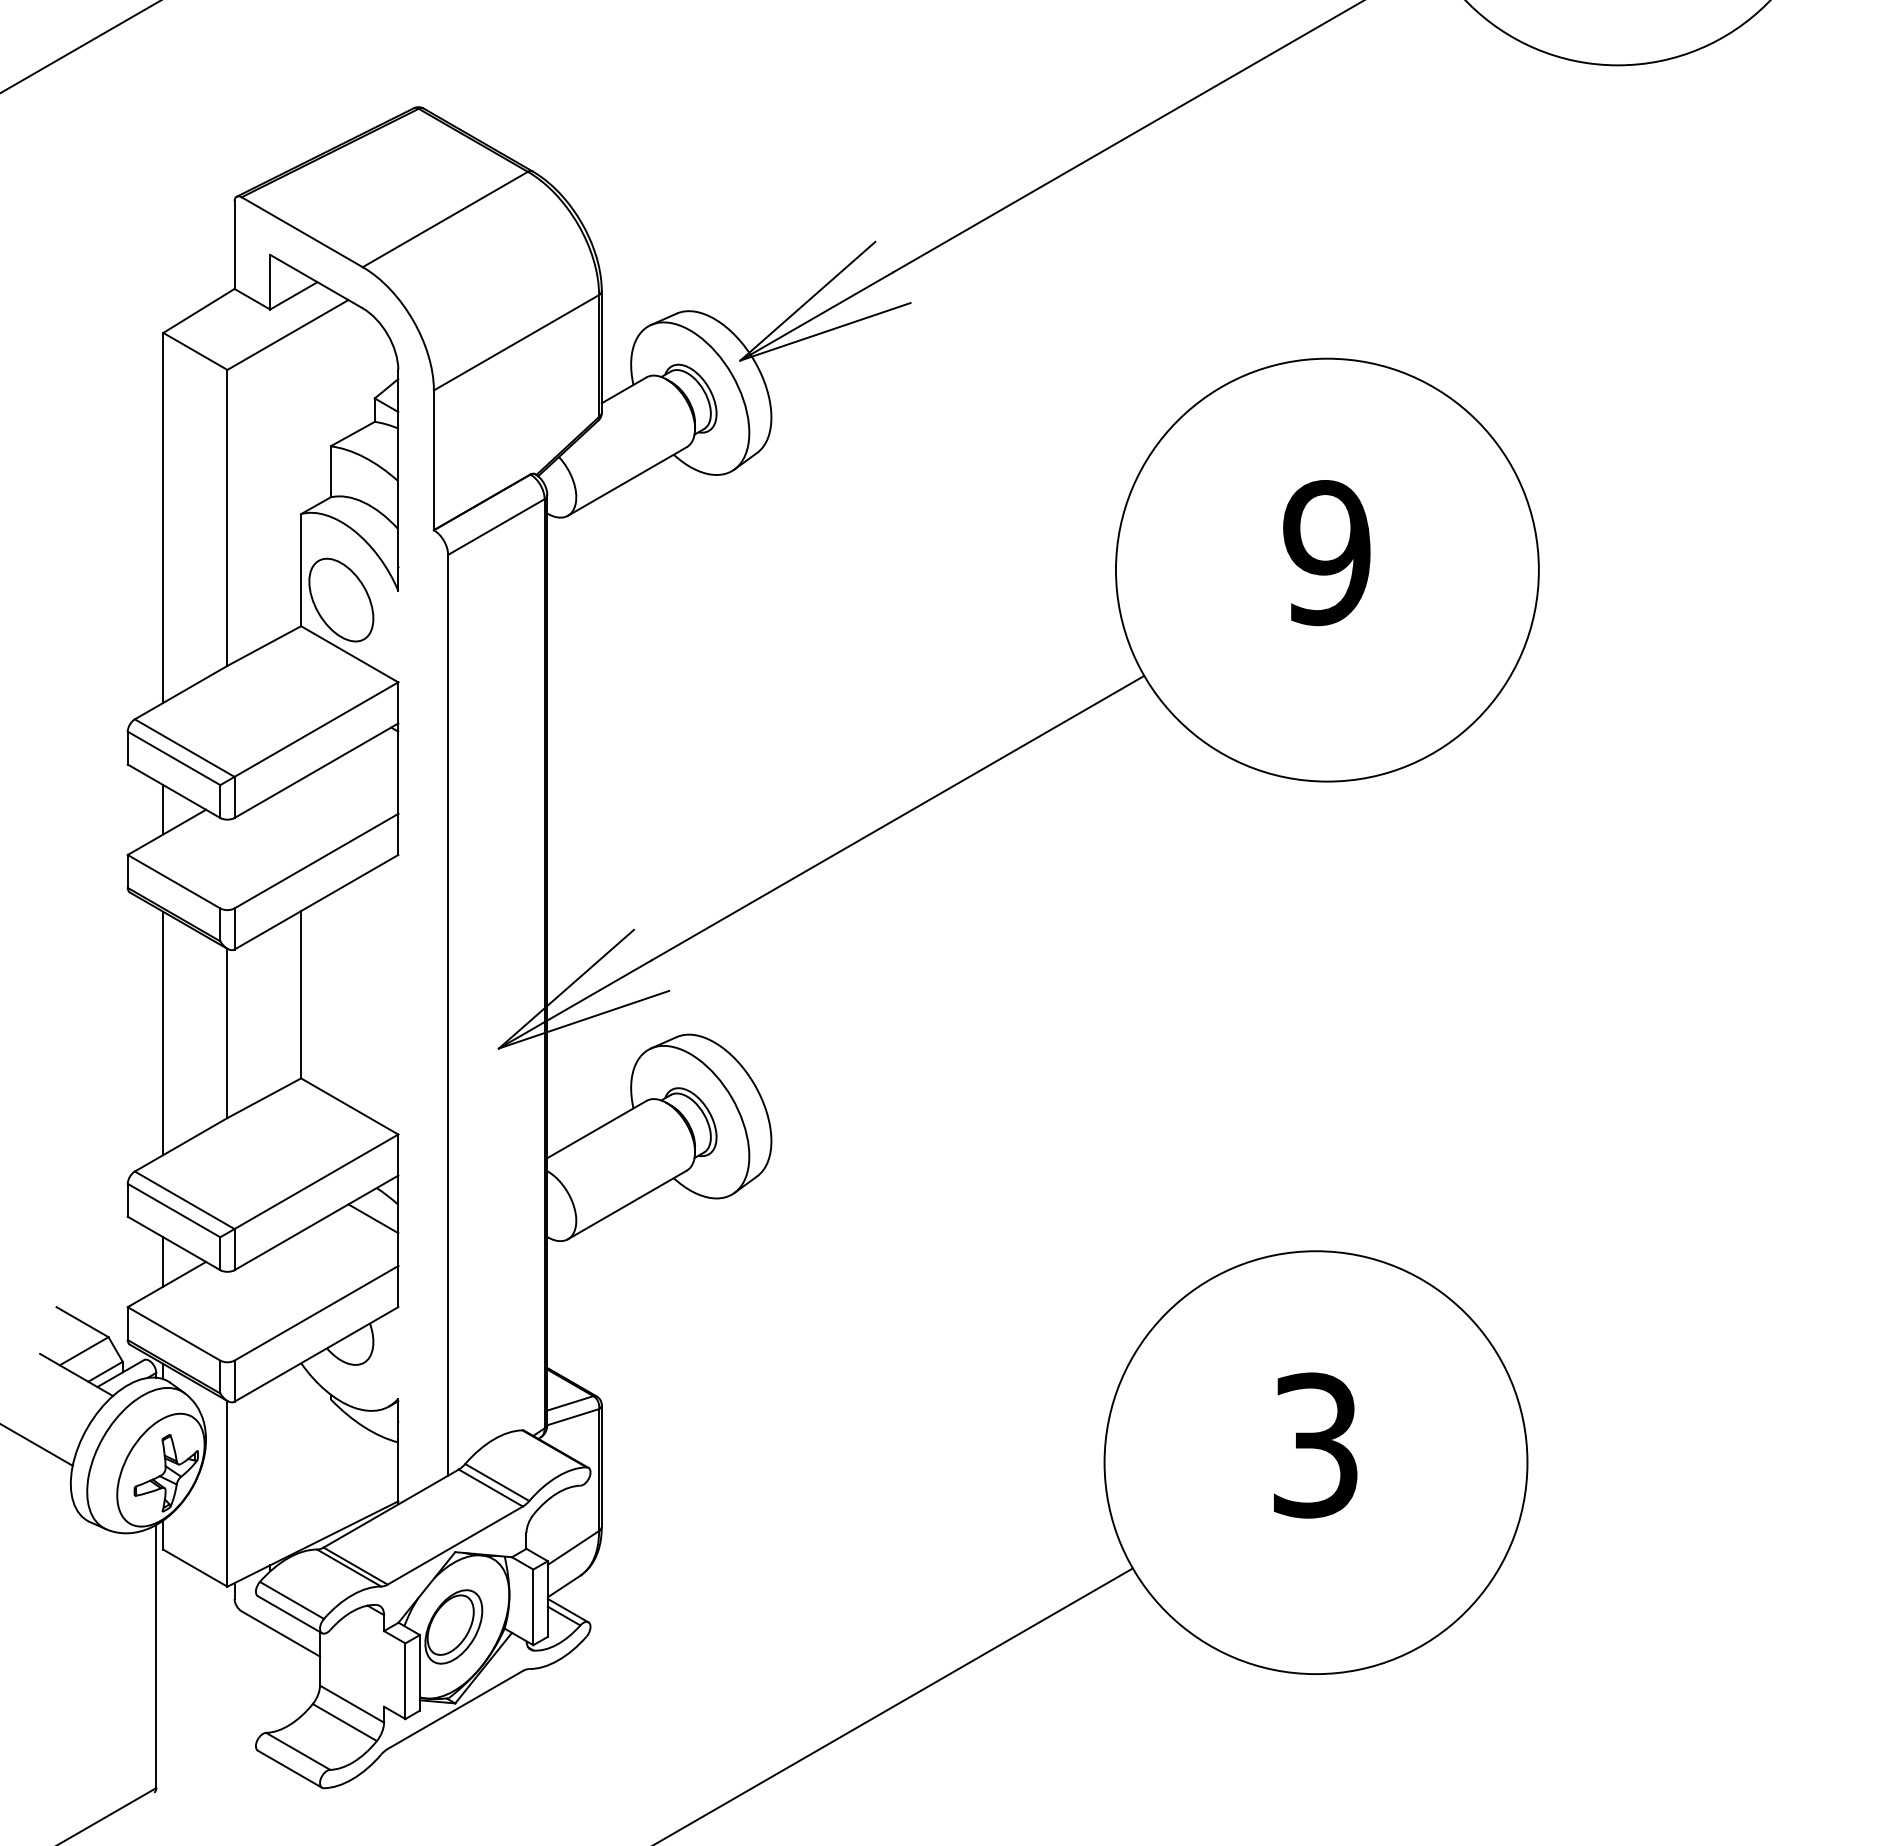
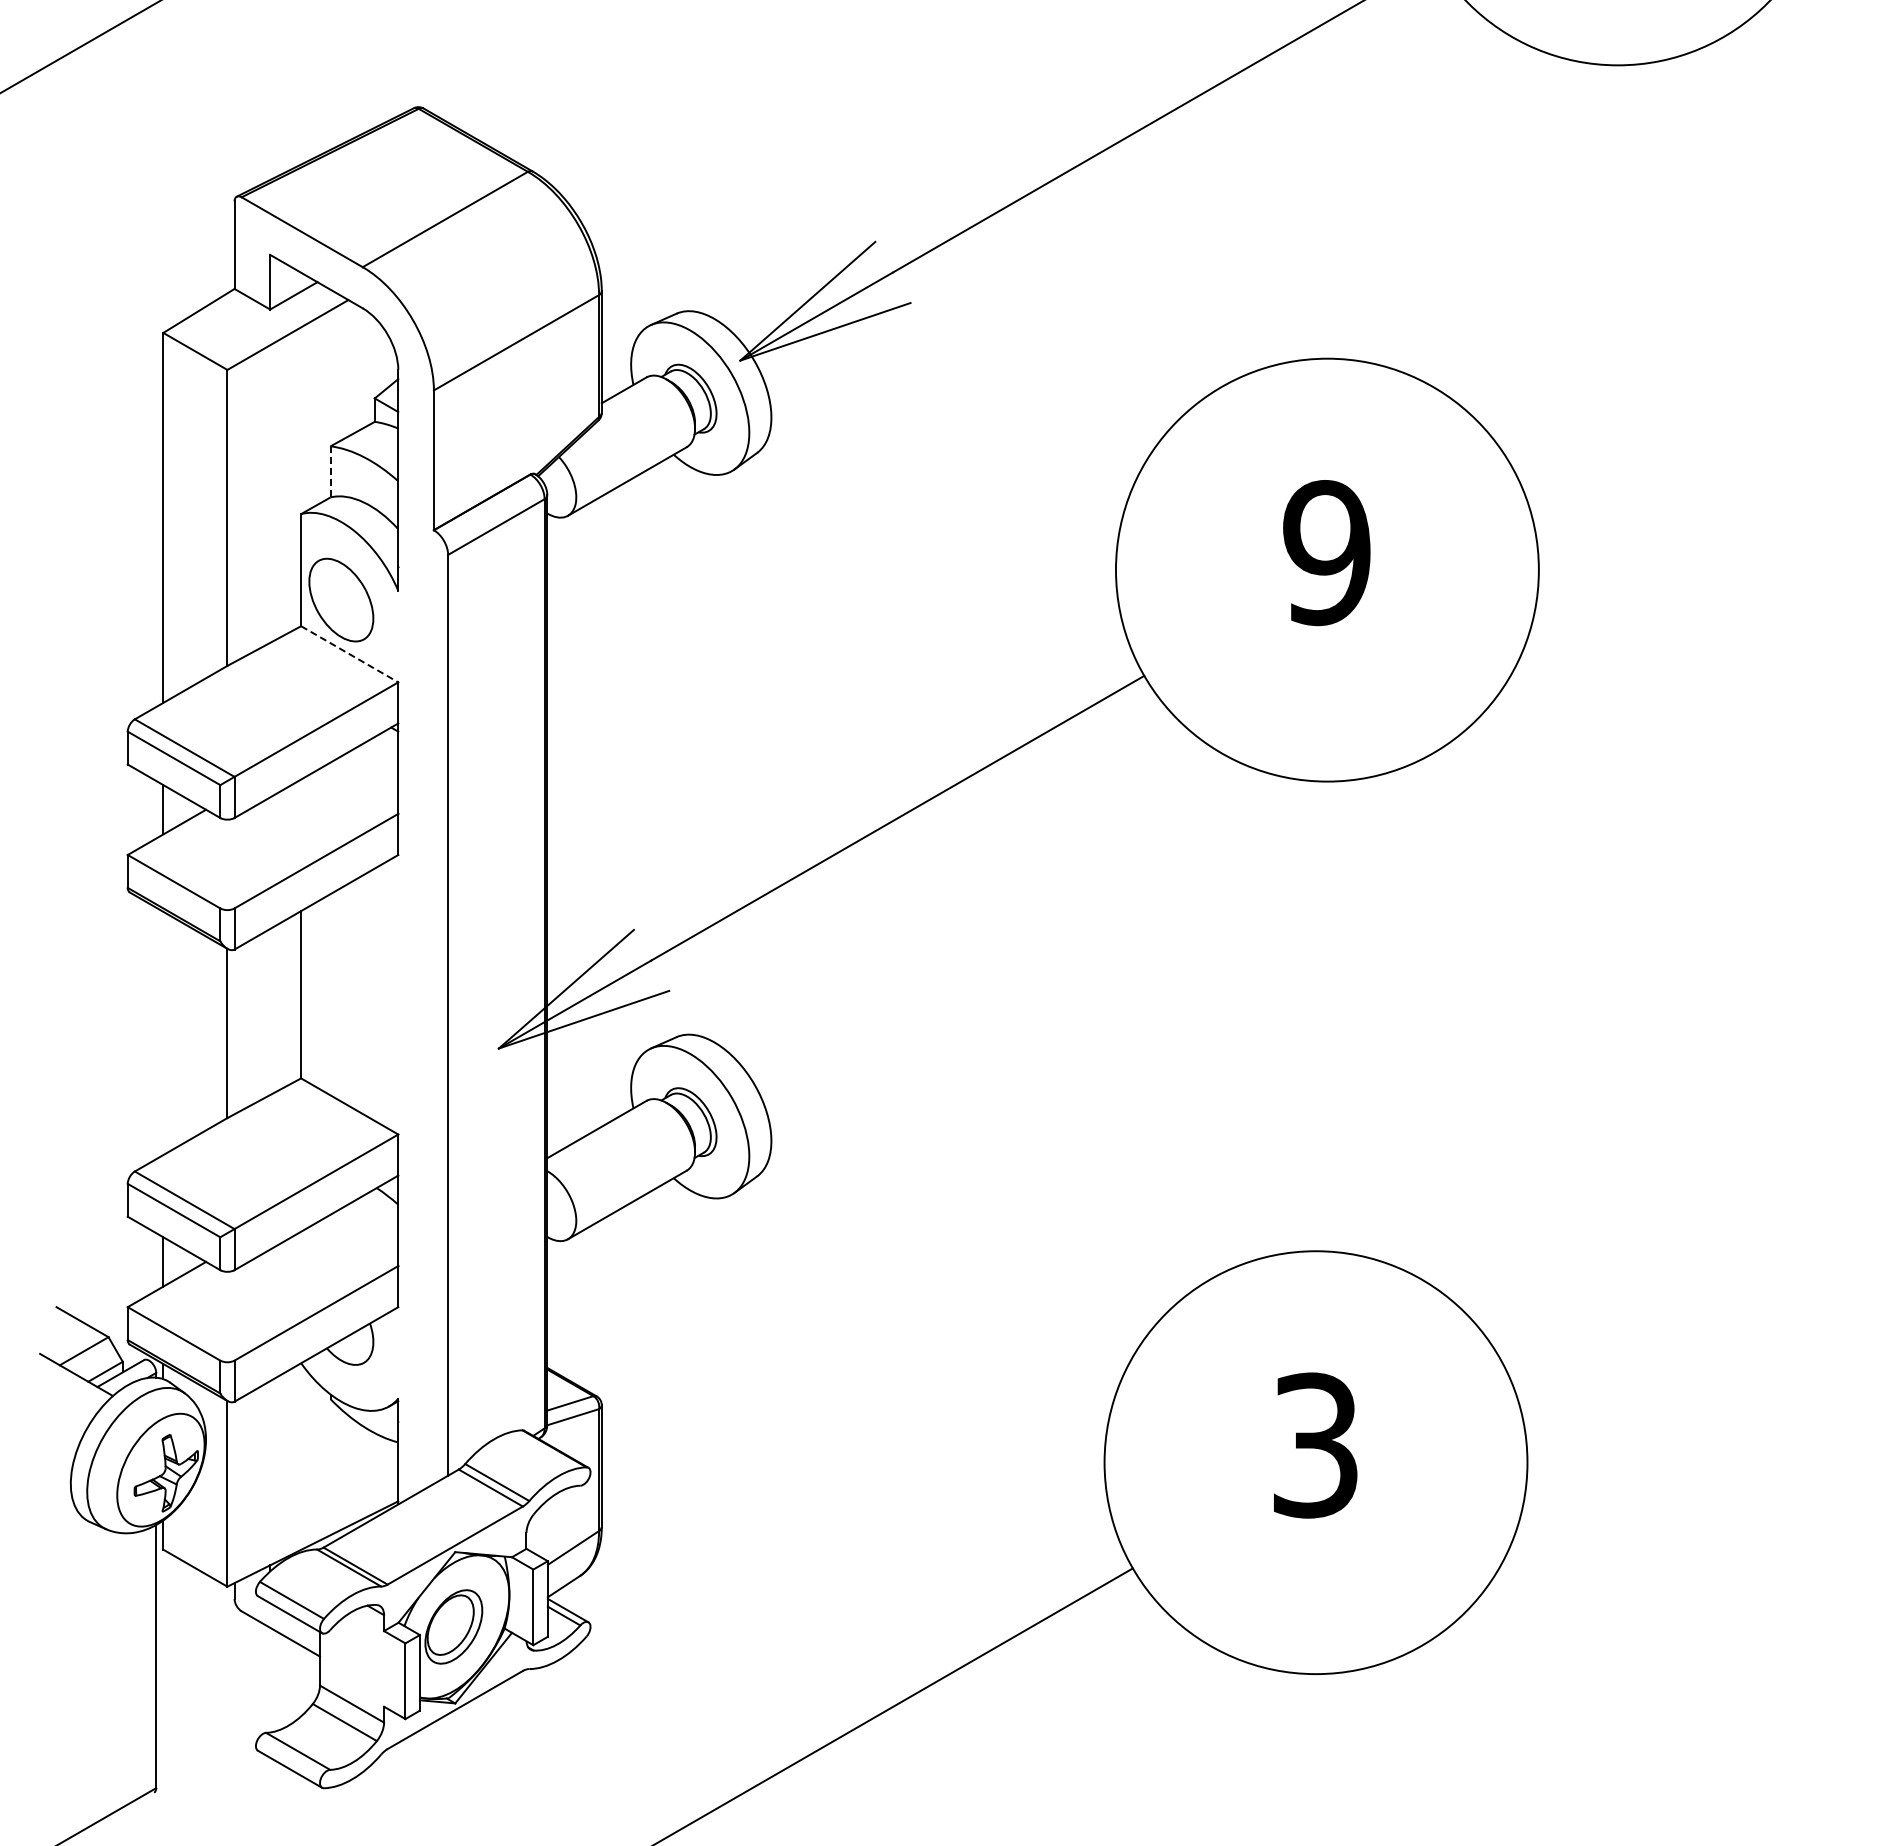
line: solid -> dashed (330, 471)
line: solid -> dashed (350, 654)
line: present -> none (163, 1033)
line: present -> none (373, 1218)
line: present -> none (37, 1445)
